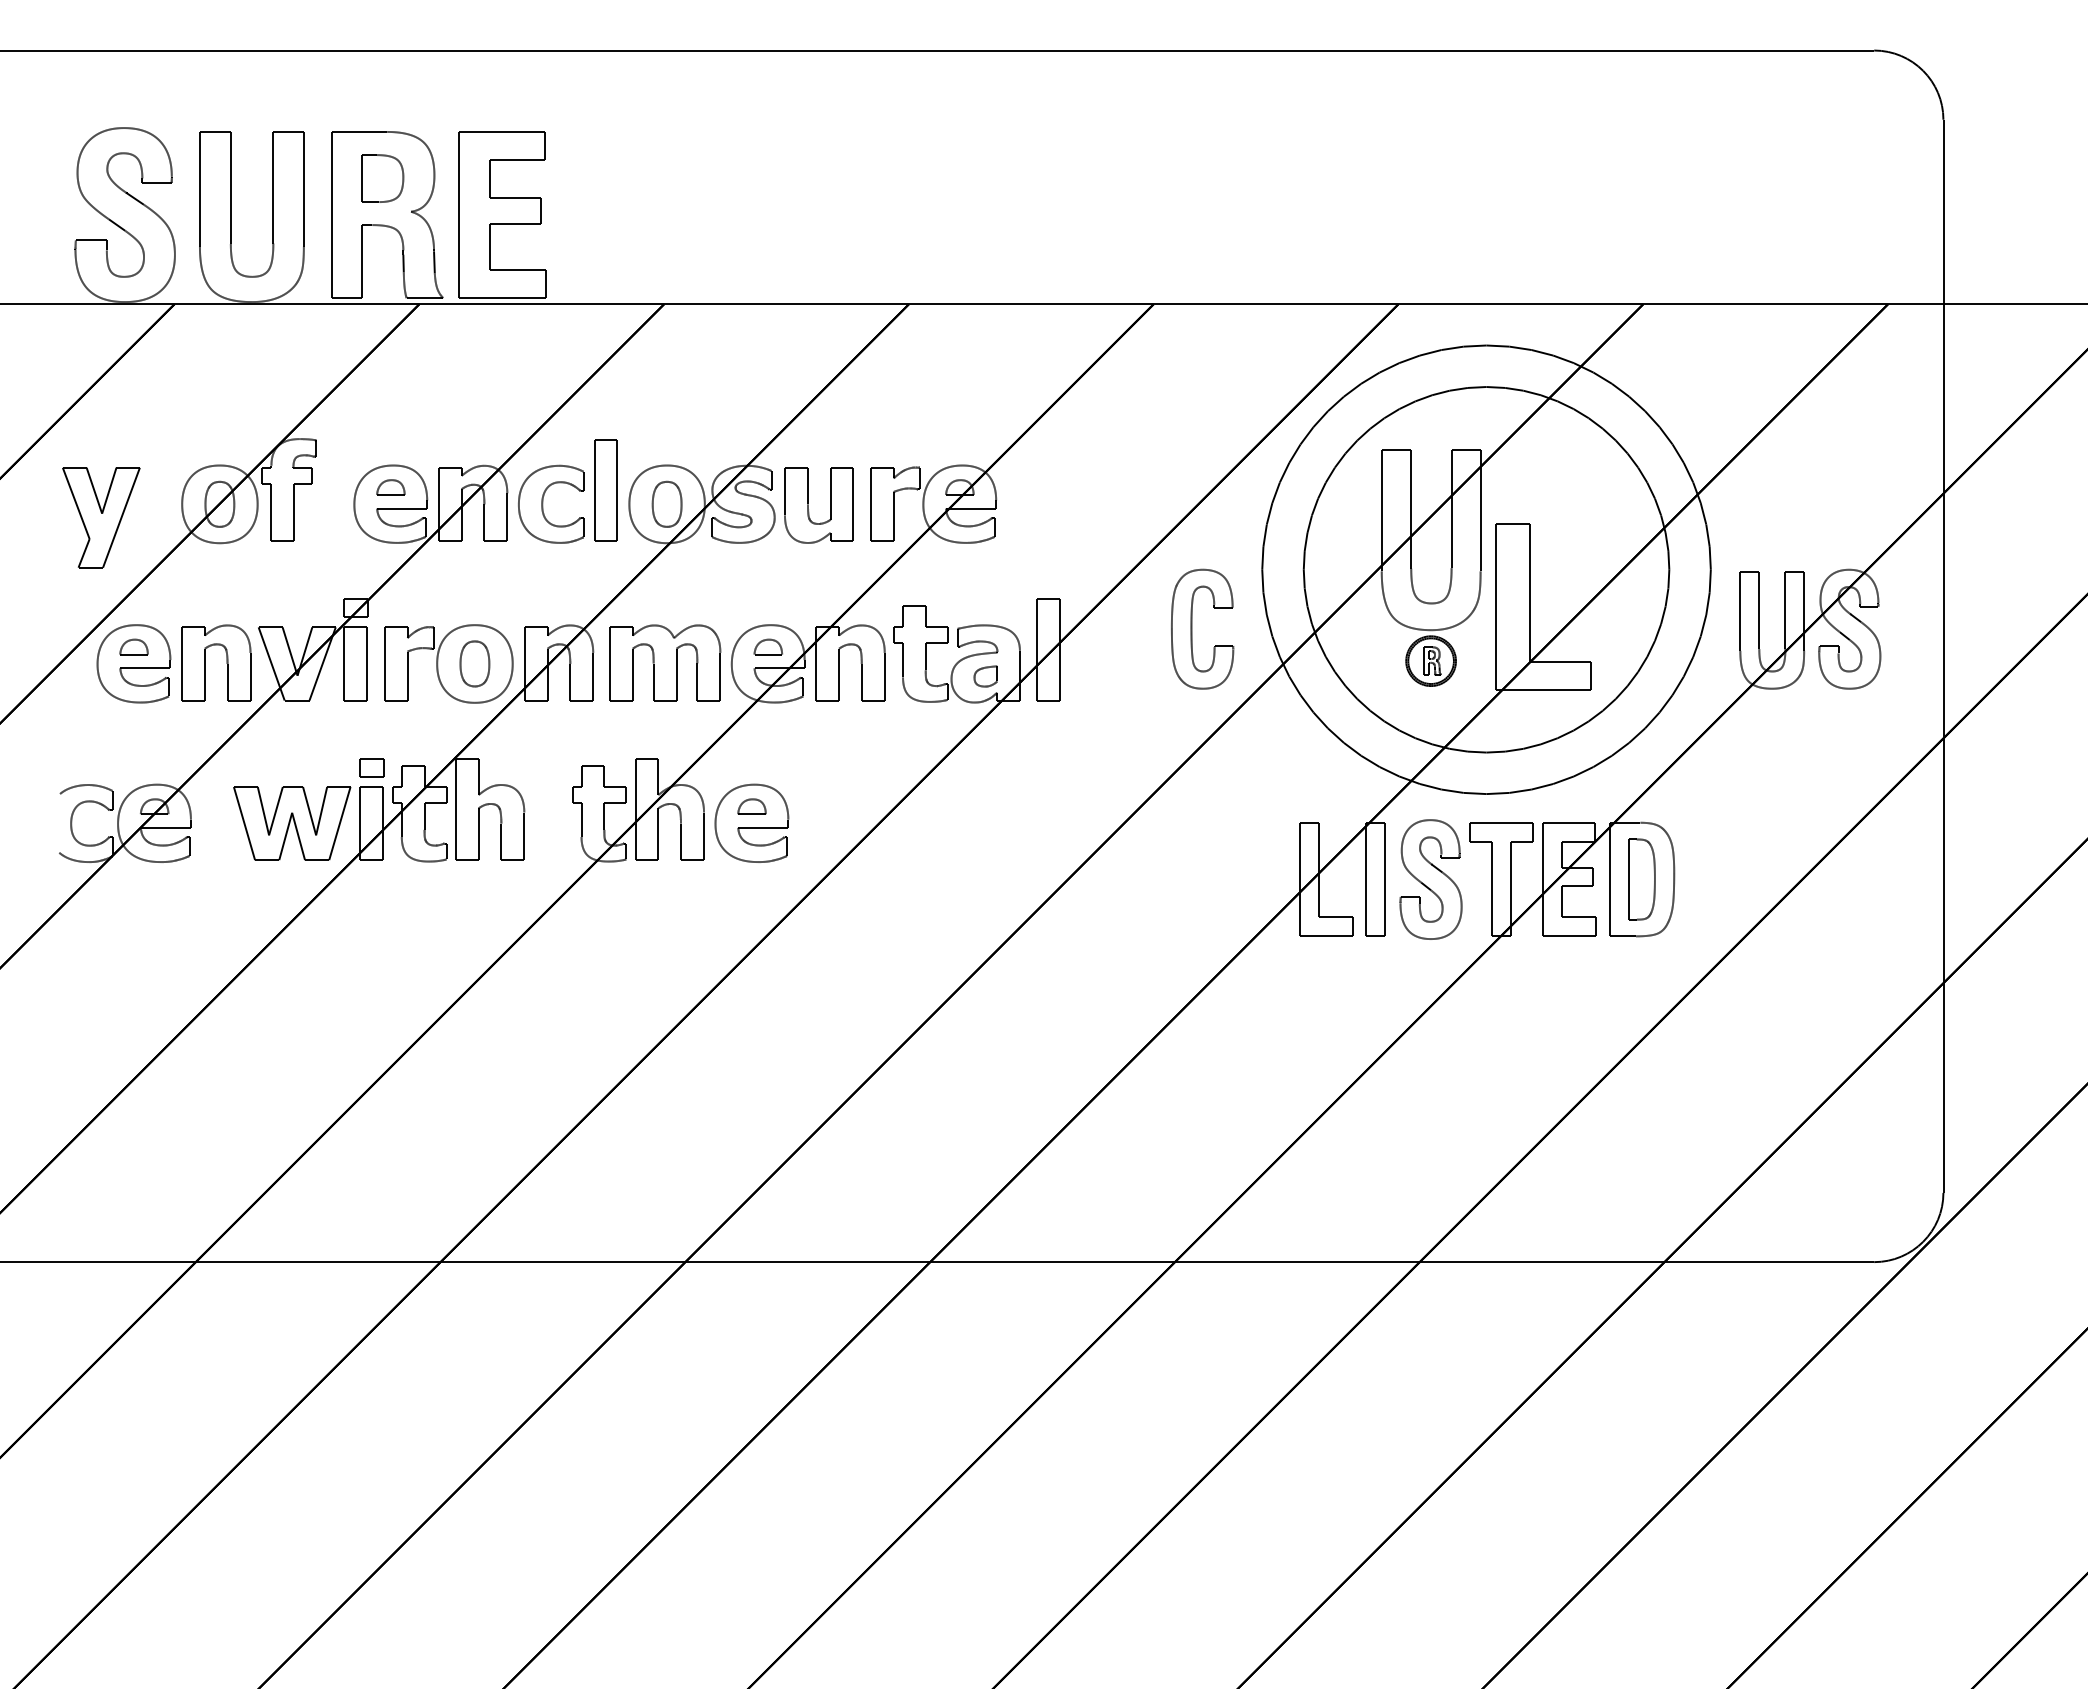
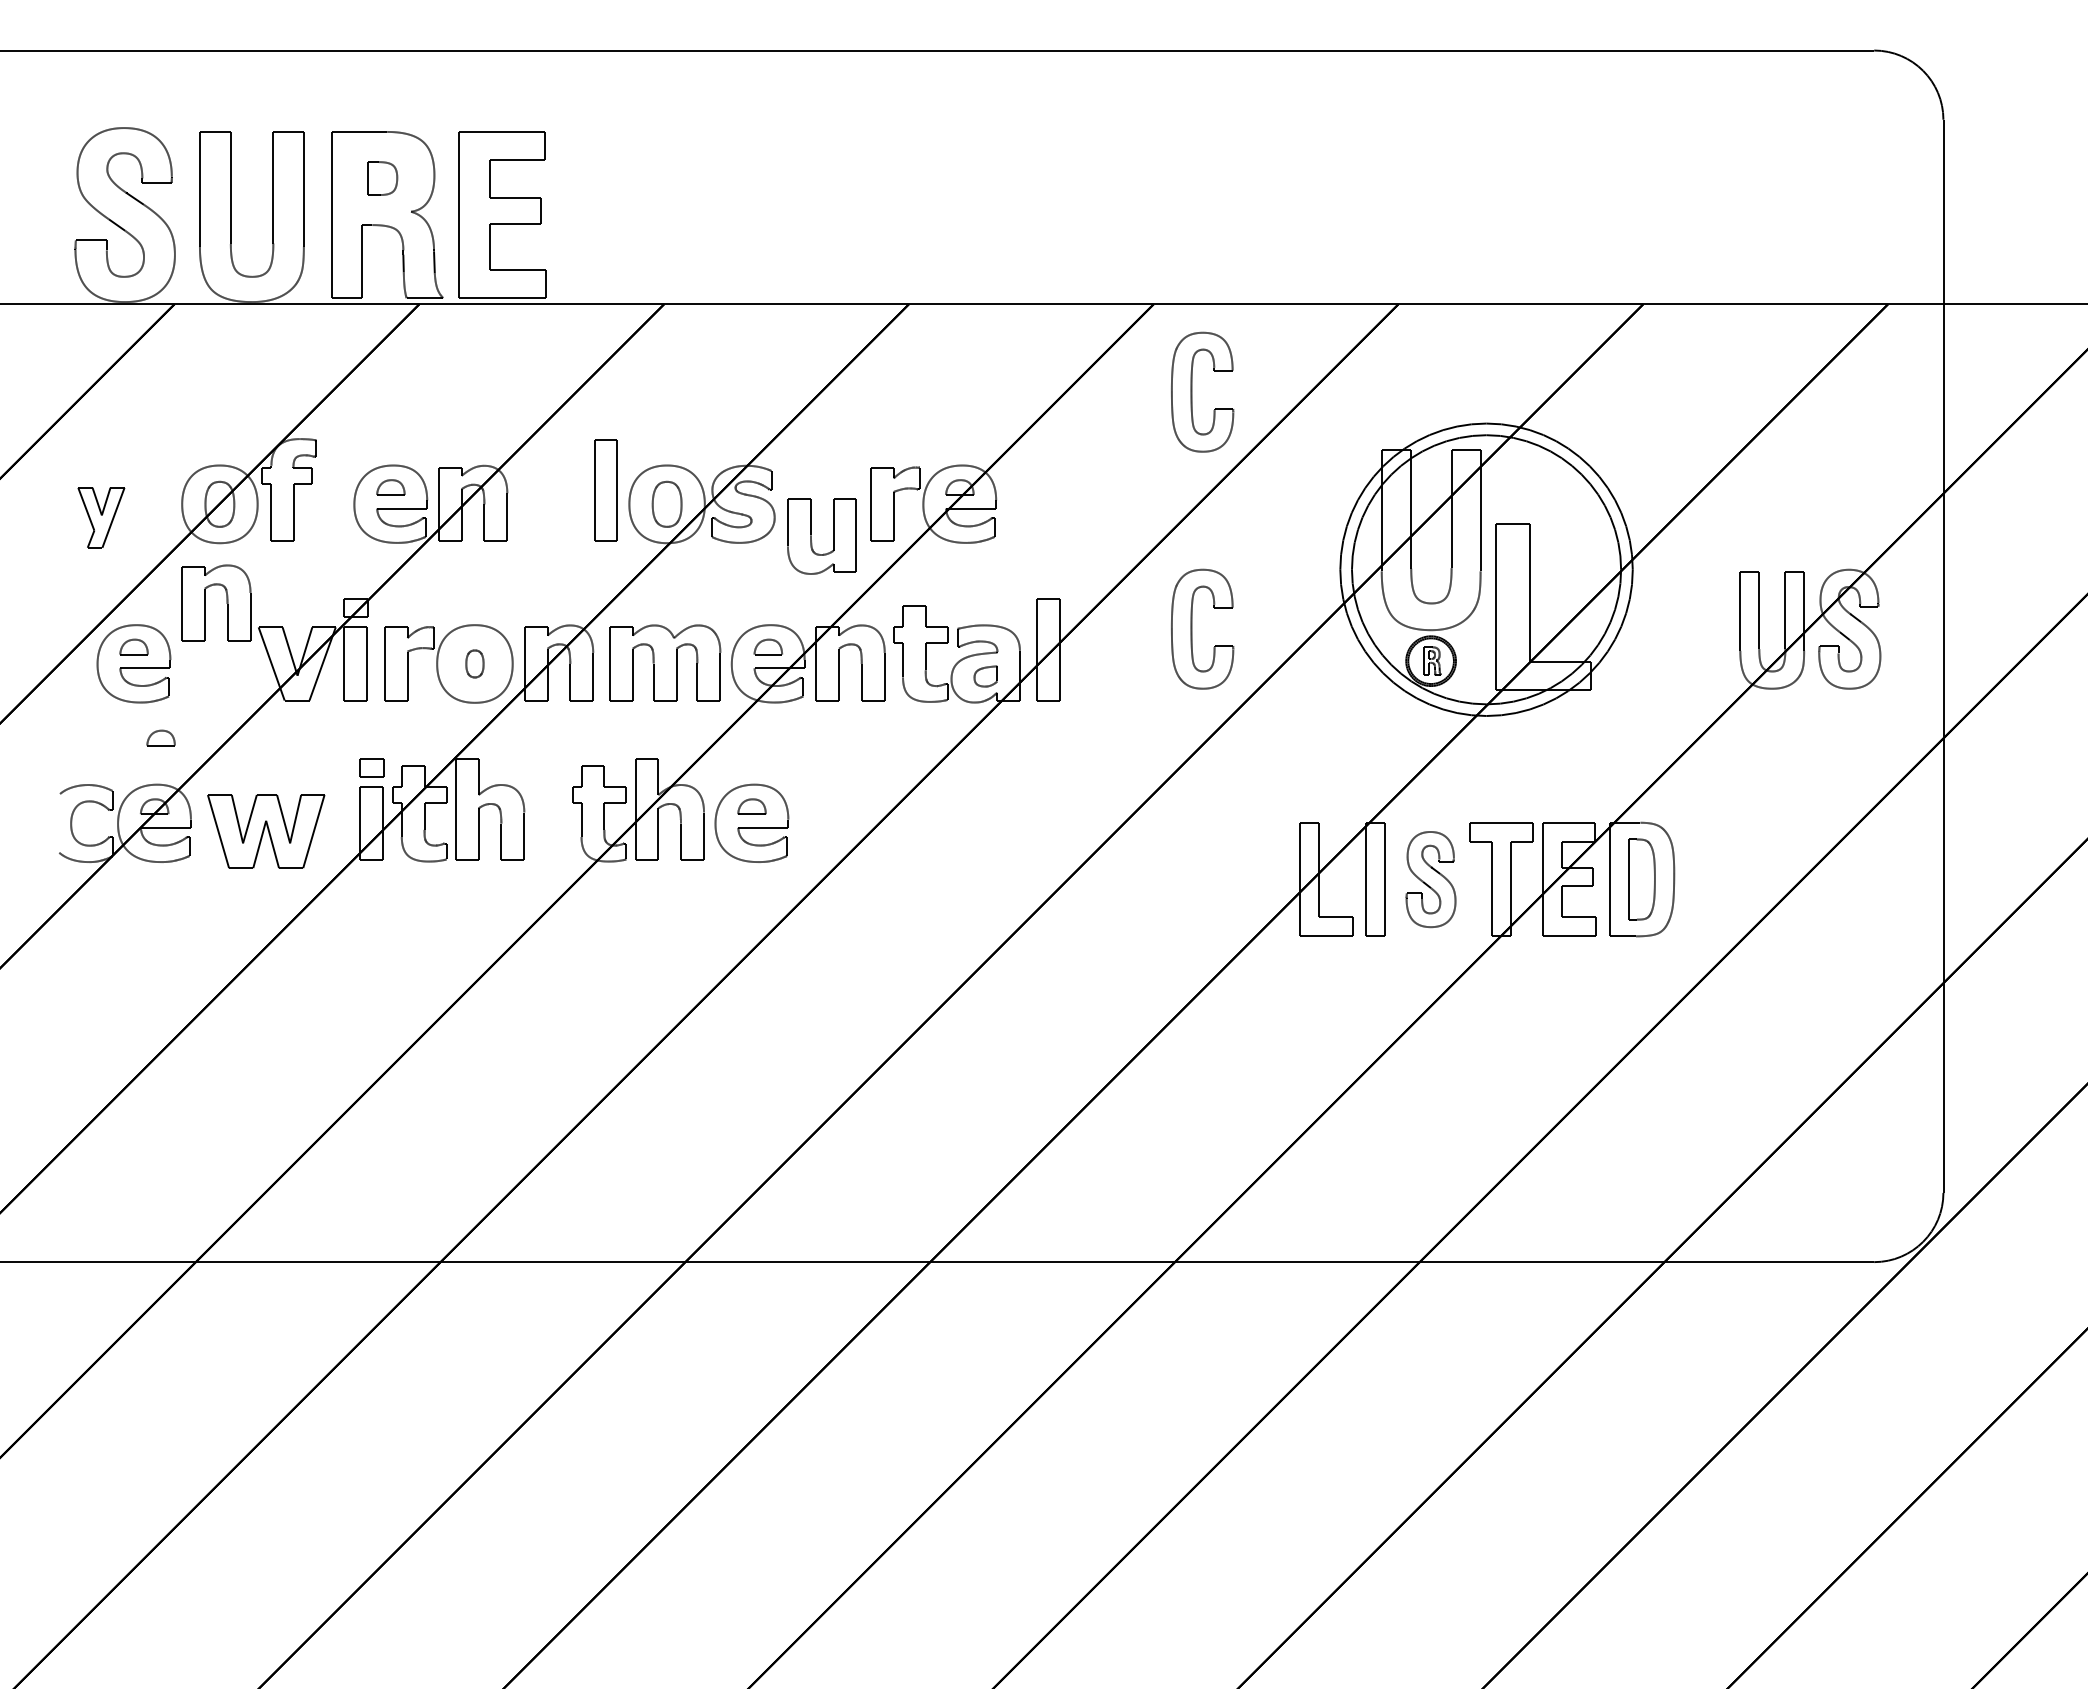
part size: 44x49 px -> 32x35 px (382, 178)
part: none -> present (1192, 391)
part: present -> none (543, 503)
part position: (808, 505) -> (811, 536) (811, 536)
part size: 79x102 px -> 49x62 px (101, 517)
circle diameter: 366 px -> 292 px (1486, 569)
circle diameter: 449 px -> 269 px (1486, 569)
part position: (226, 662) -> (226, 602) (226, 602)
part size: 32x48 px -> 20x30 px (474, 663)
part: none -> present (160, 737)
part position: (292, 823) -> (266, 831) (266, 831)
part size: 64x121 px -> 52x98 px (1430, 879)
